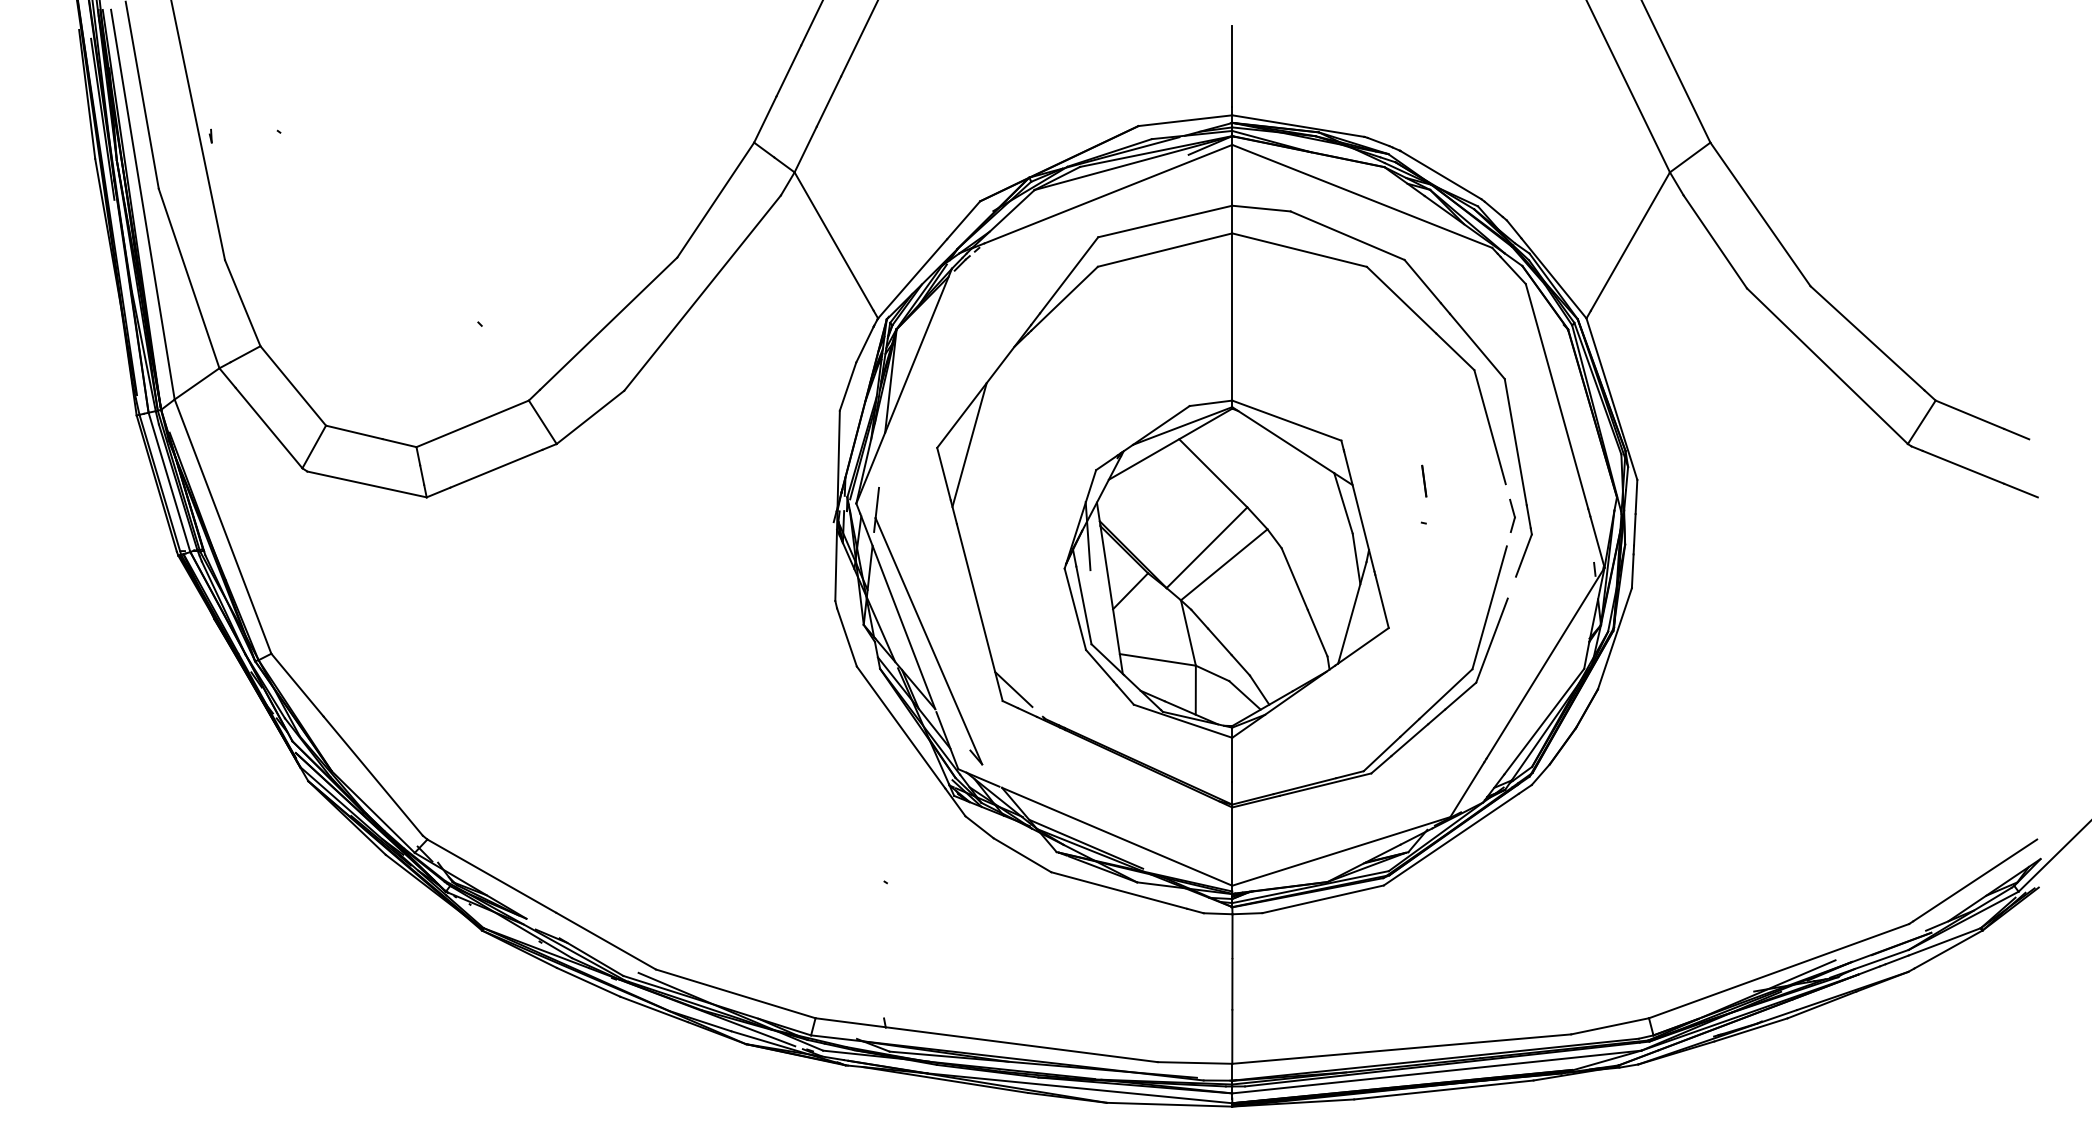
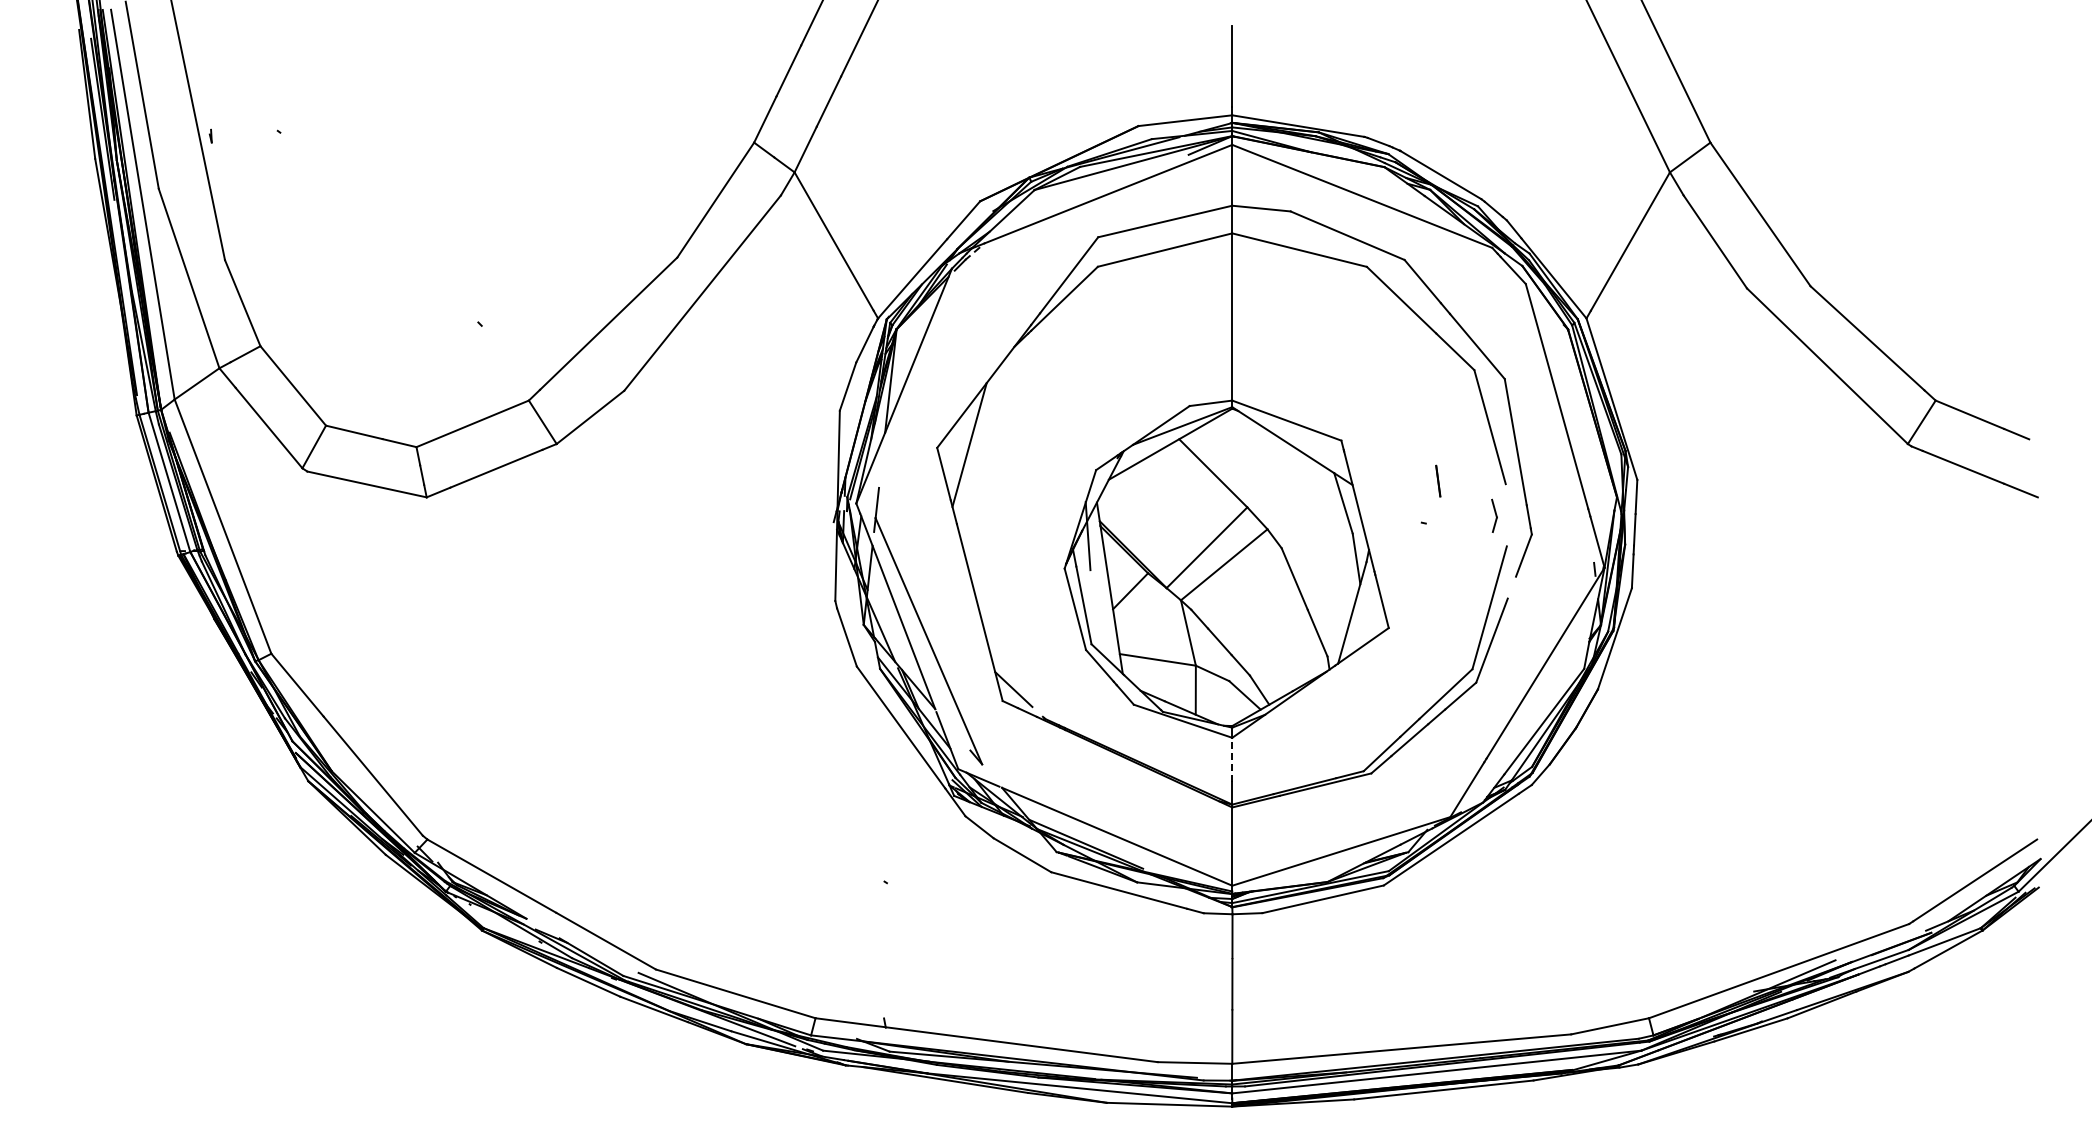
line position: (1424, 480) -> (1438, 480) (1438, 480)
part position: (1512, 515) -> (1494, 515) (1494, 515)
line: solid -> dashed (1232, 759)
